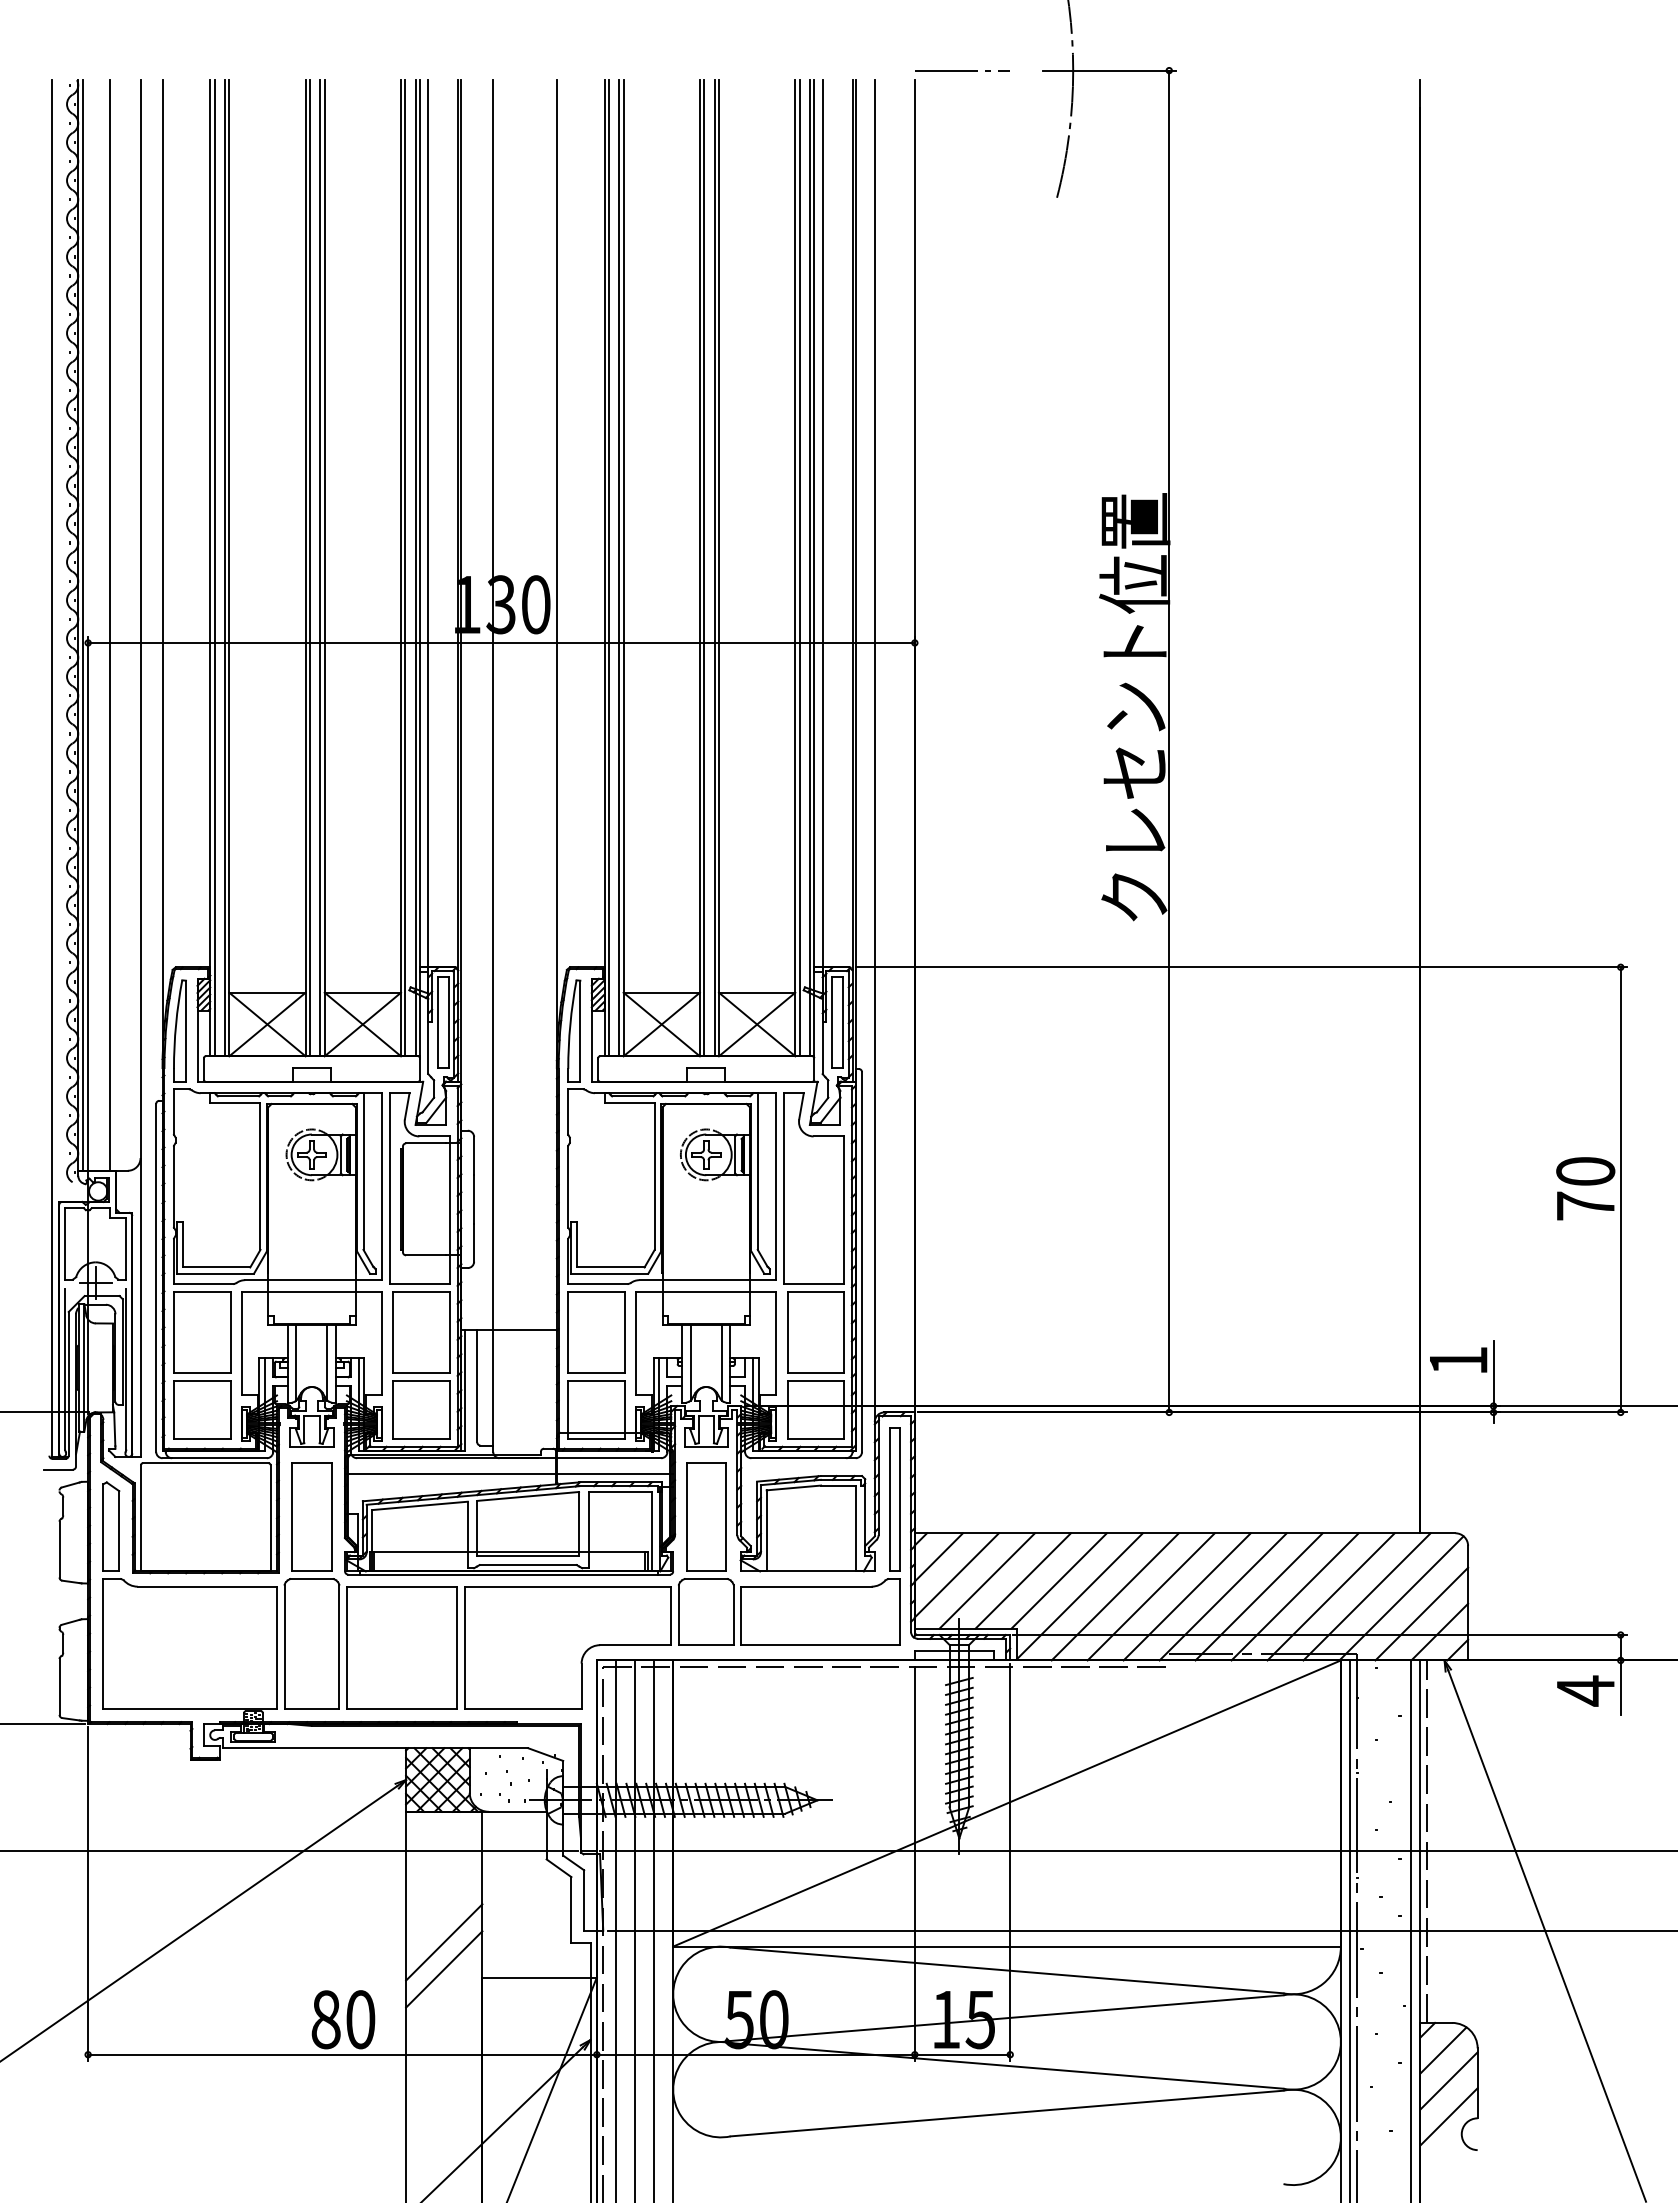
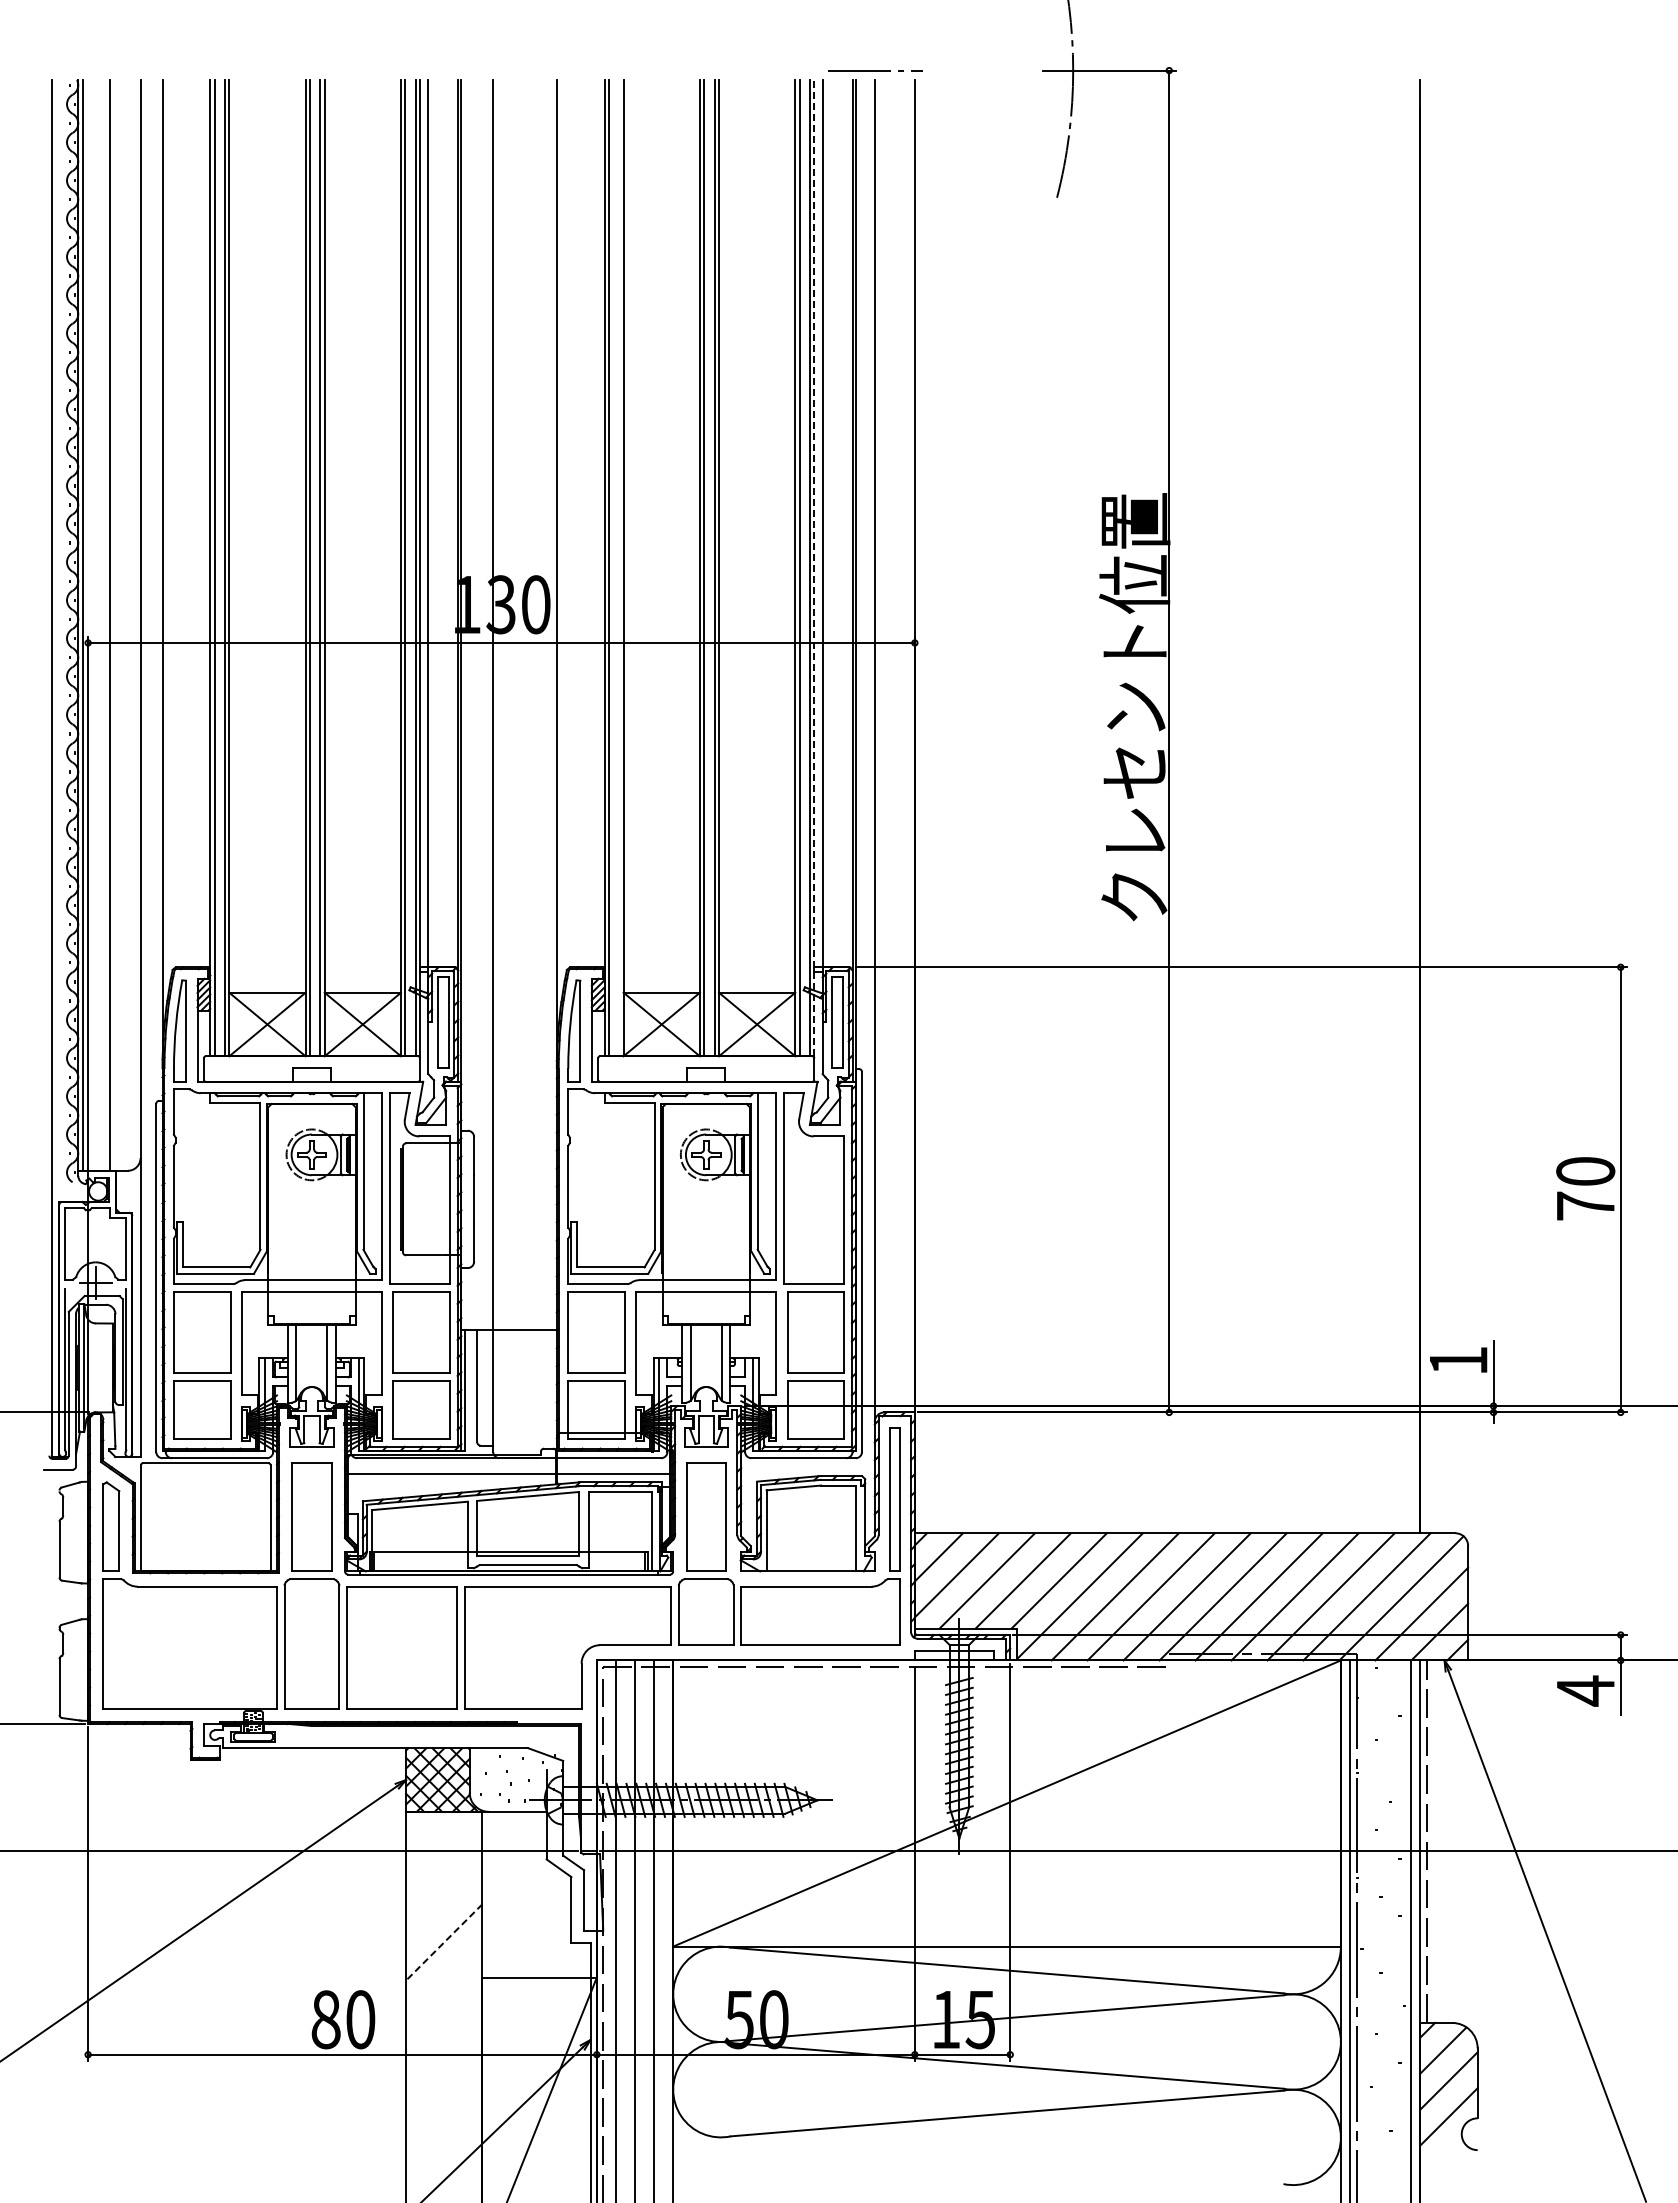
line position: (962, 70) -> (875, 70) (875, 70)
line: solid -> dashed (814, 567)
line: present -> none (619, 568)
line: present -> none (1140, 1930)
line: solid -> dashed (444, 1942)
line: present -> none (444, 1969)
